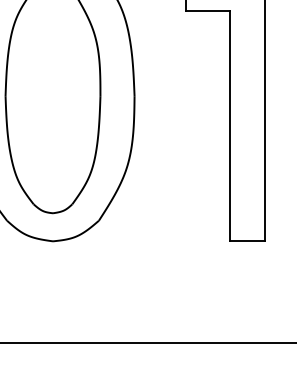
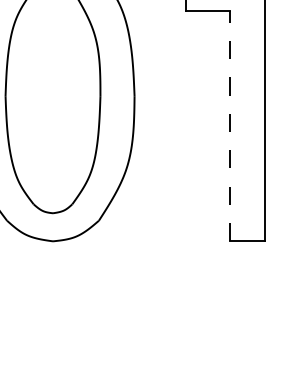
line: solid -> dashed (229, 126)
line: present -> none (147, 342)
